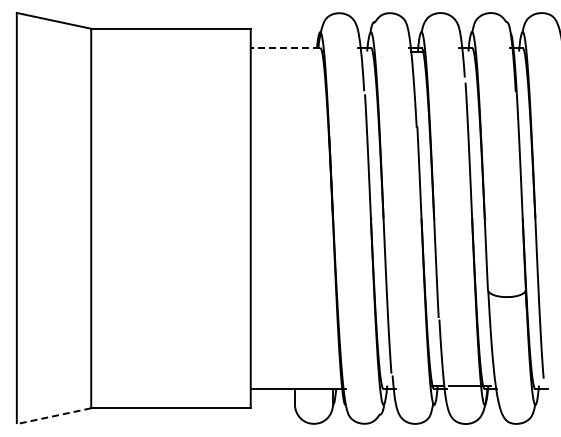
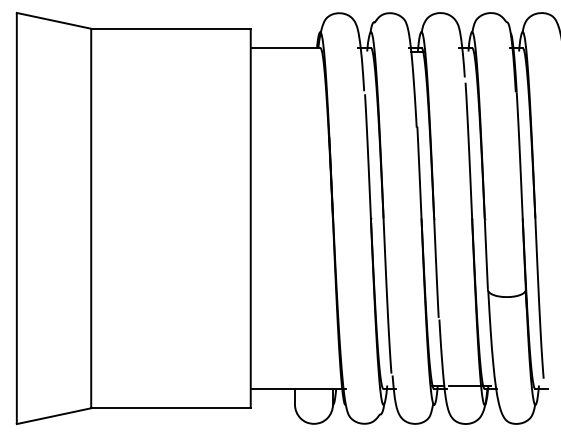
line: dashed -> solid (285, 47)
line: dashed -> solid (53, 416)
